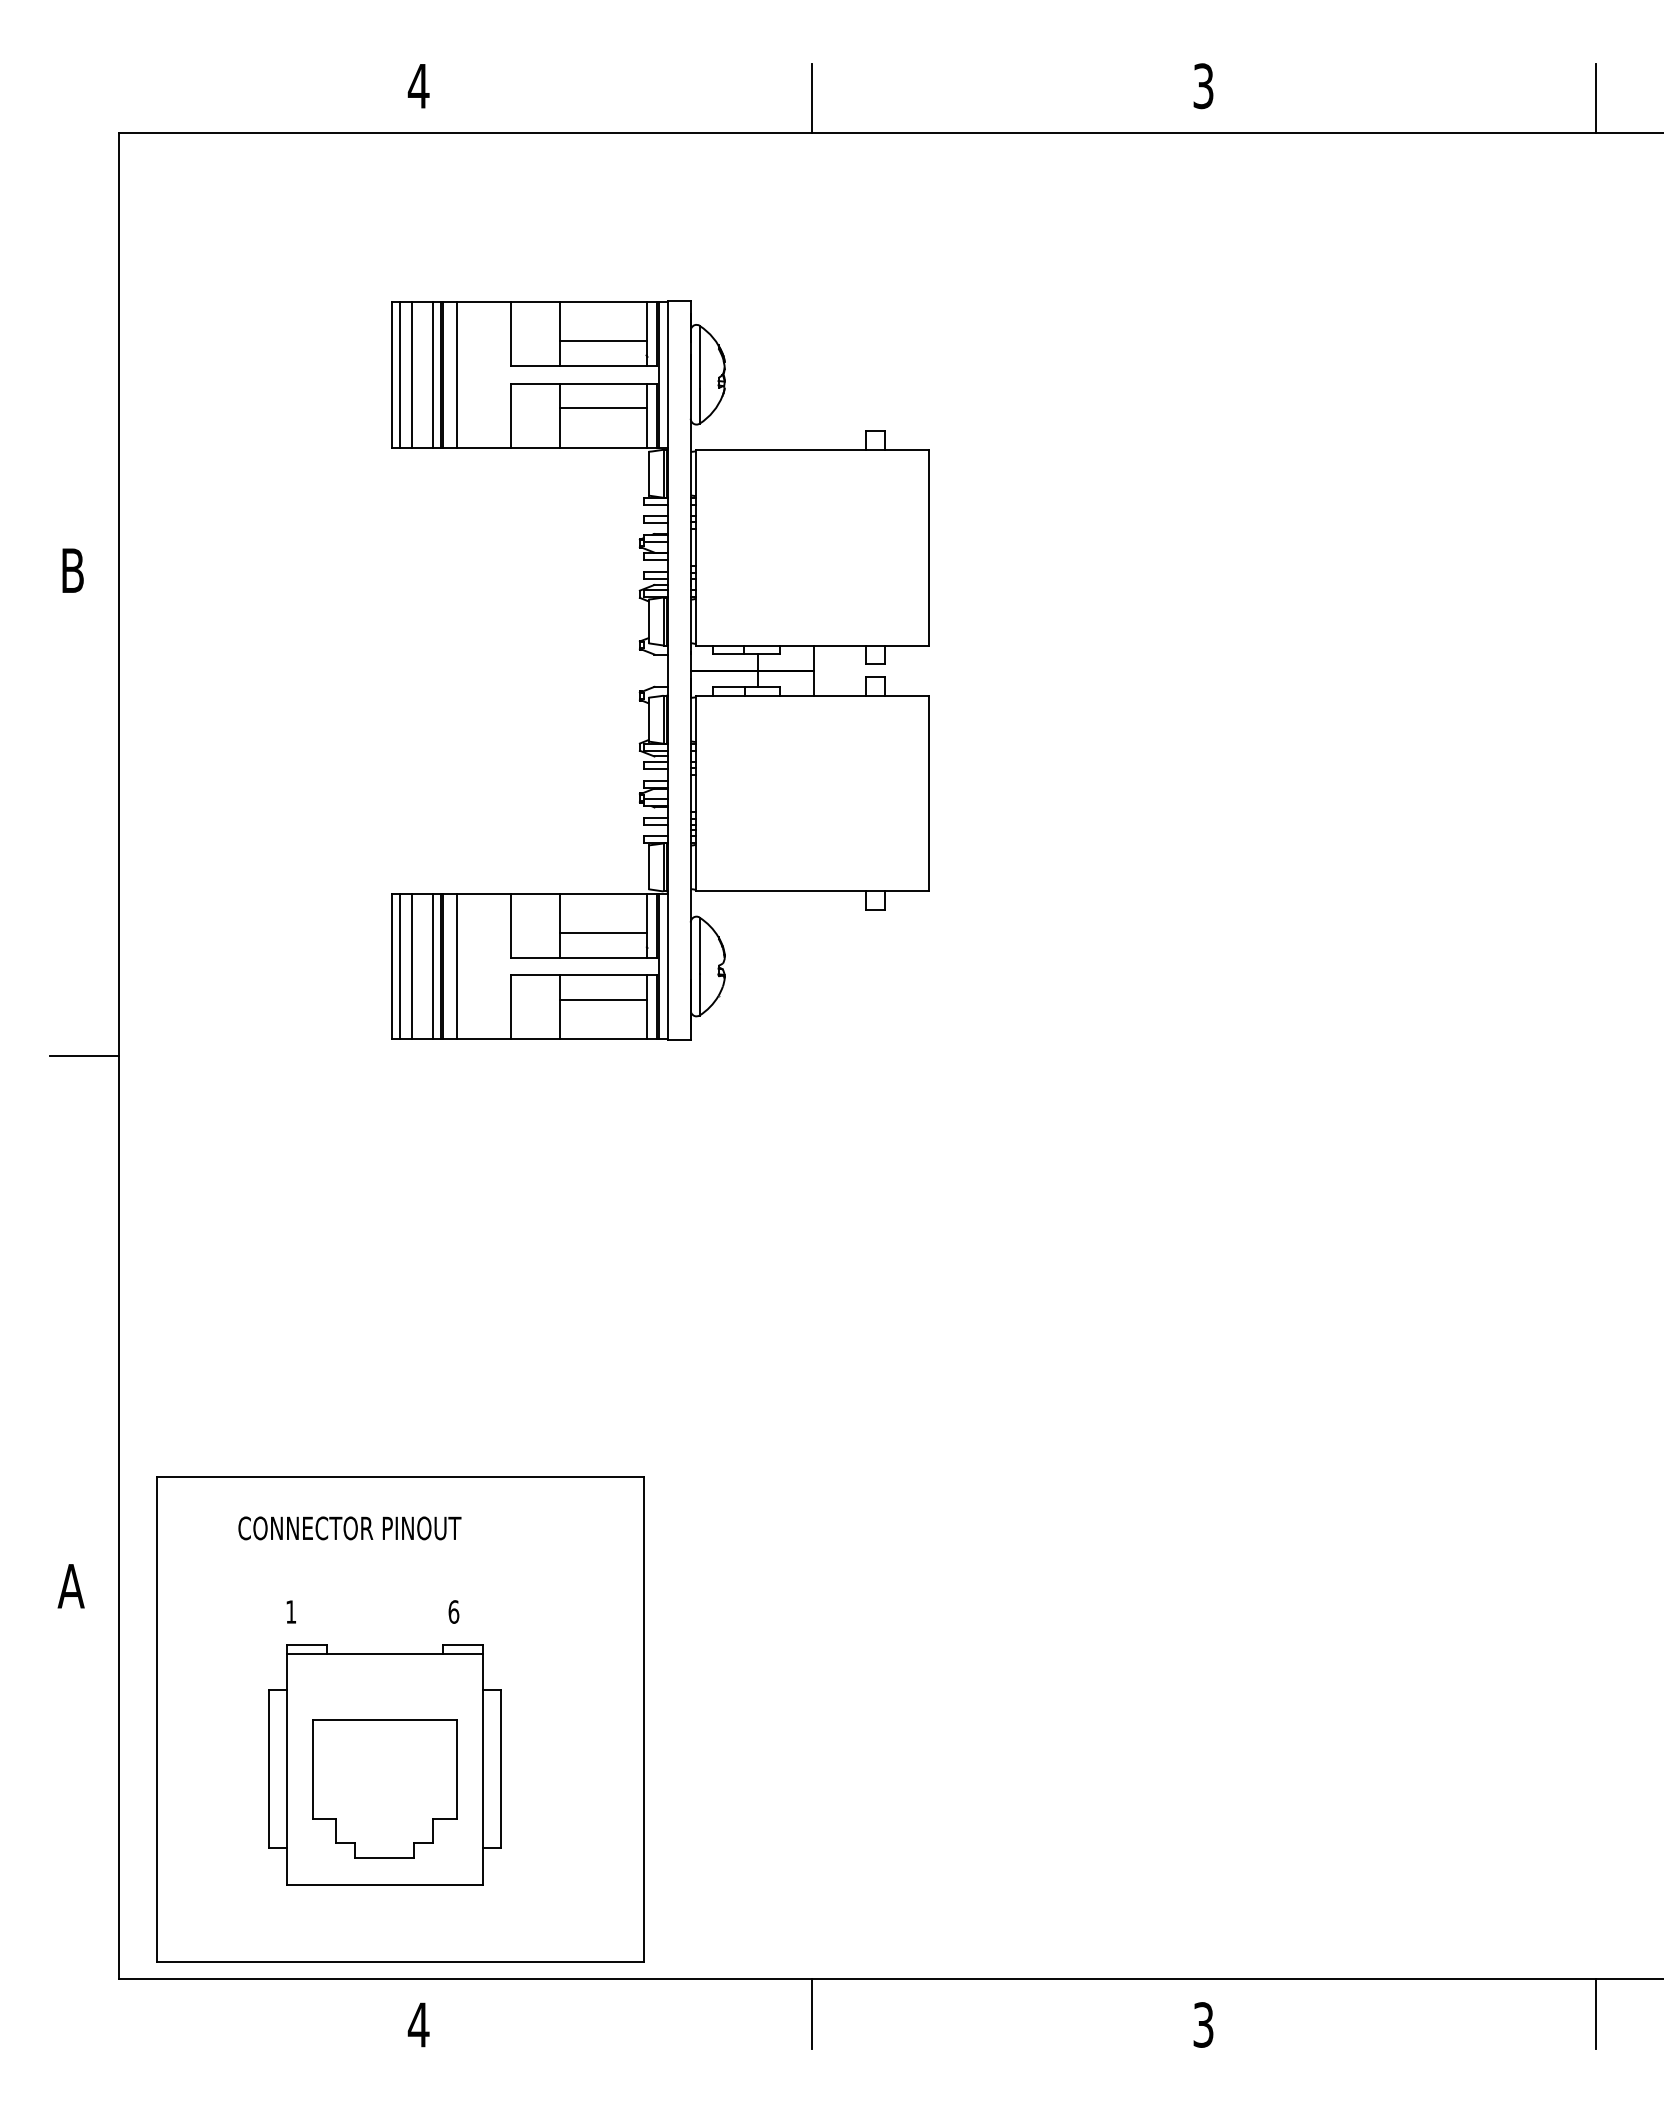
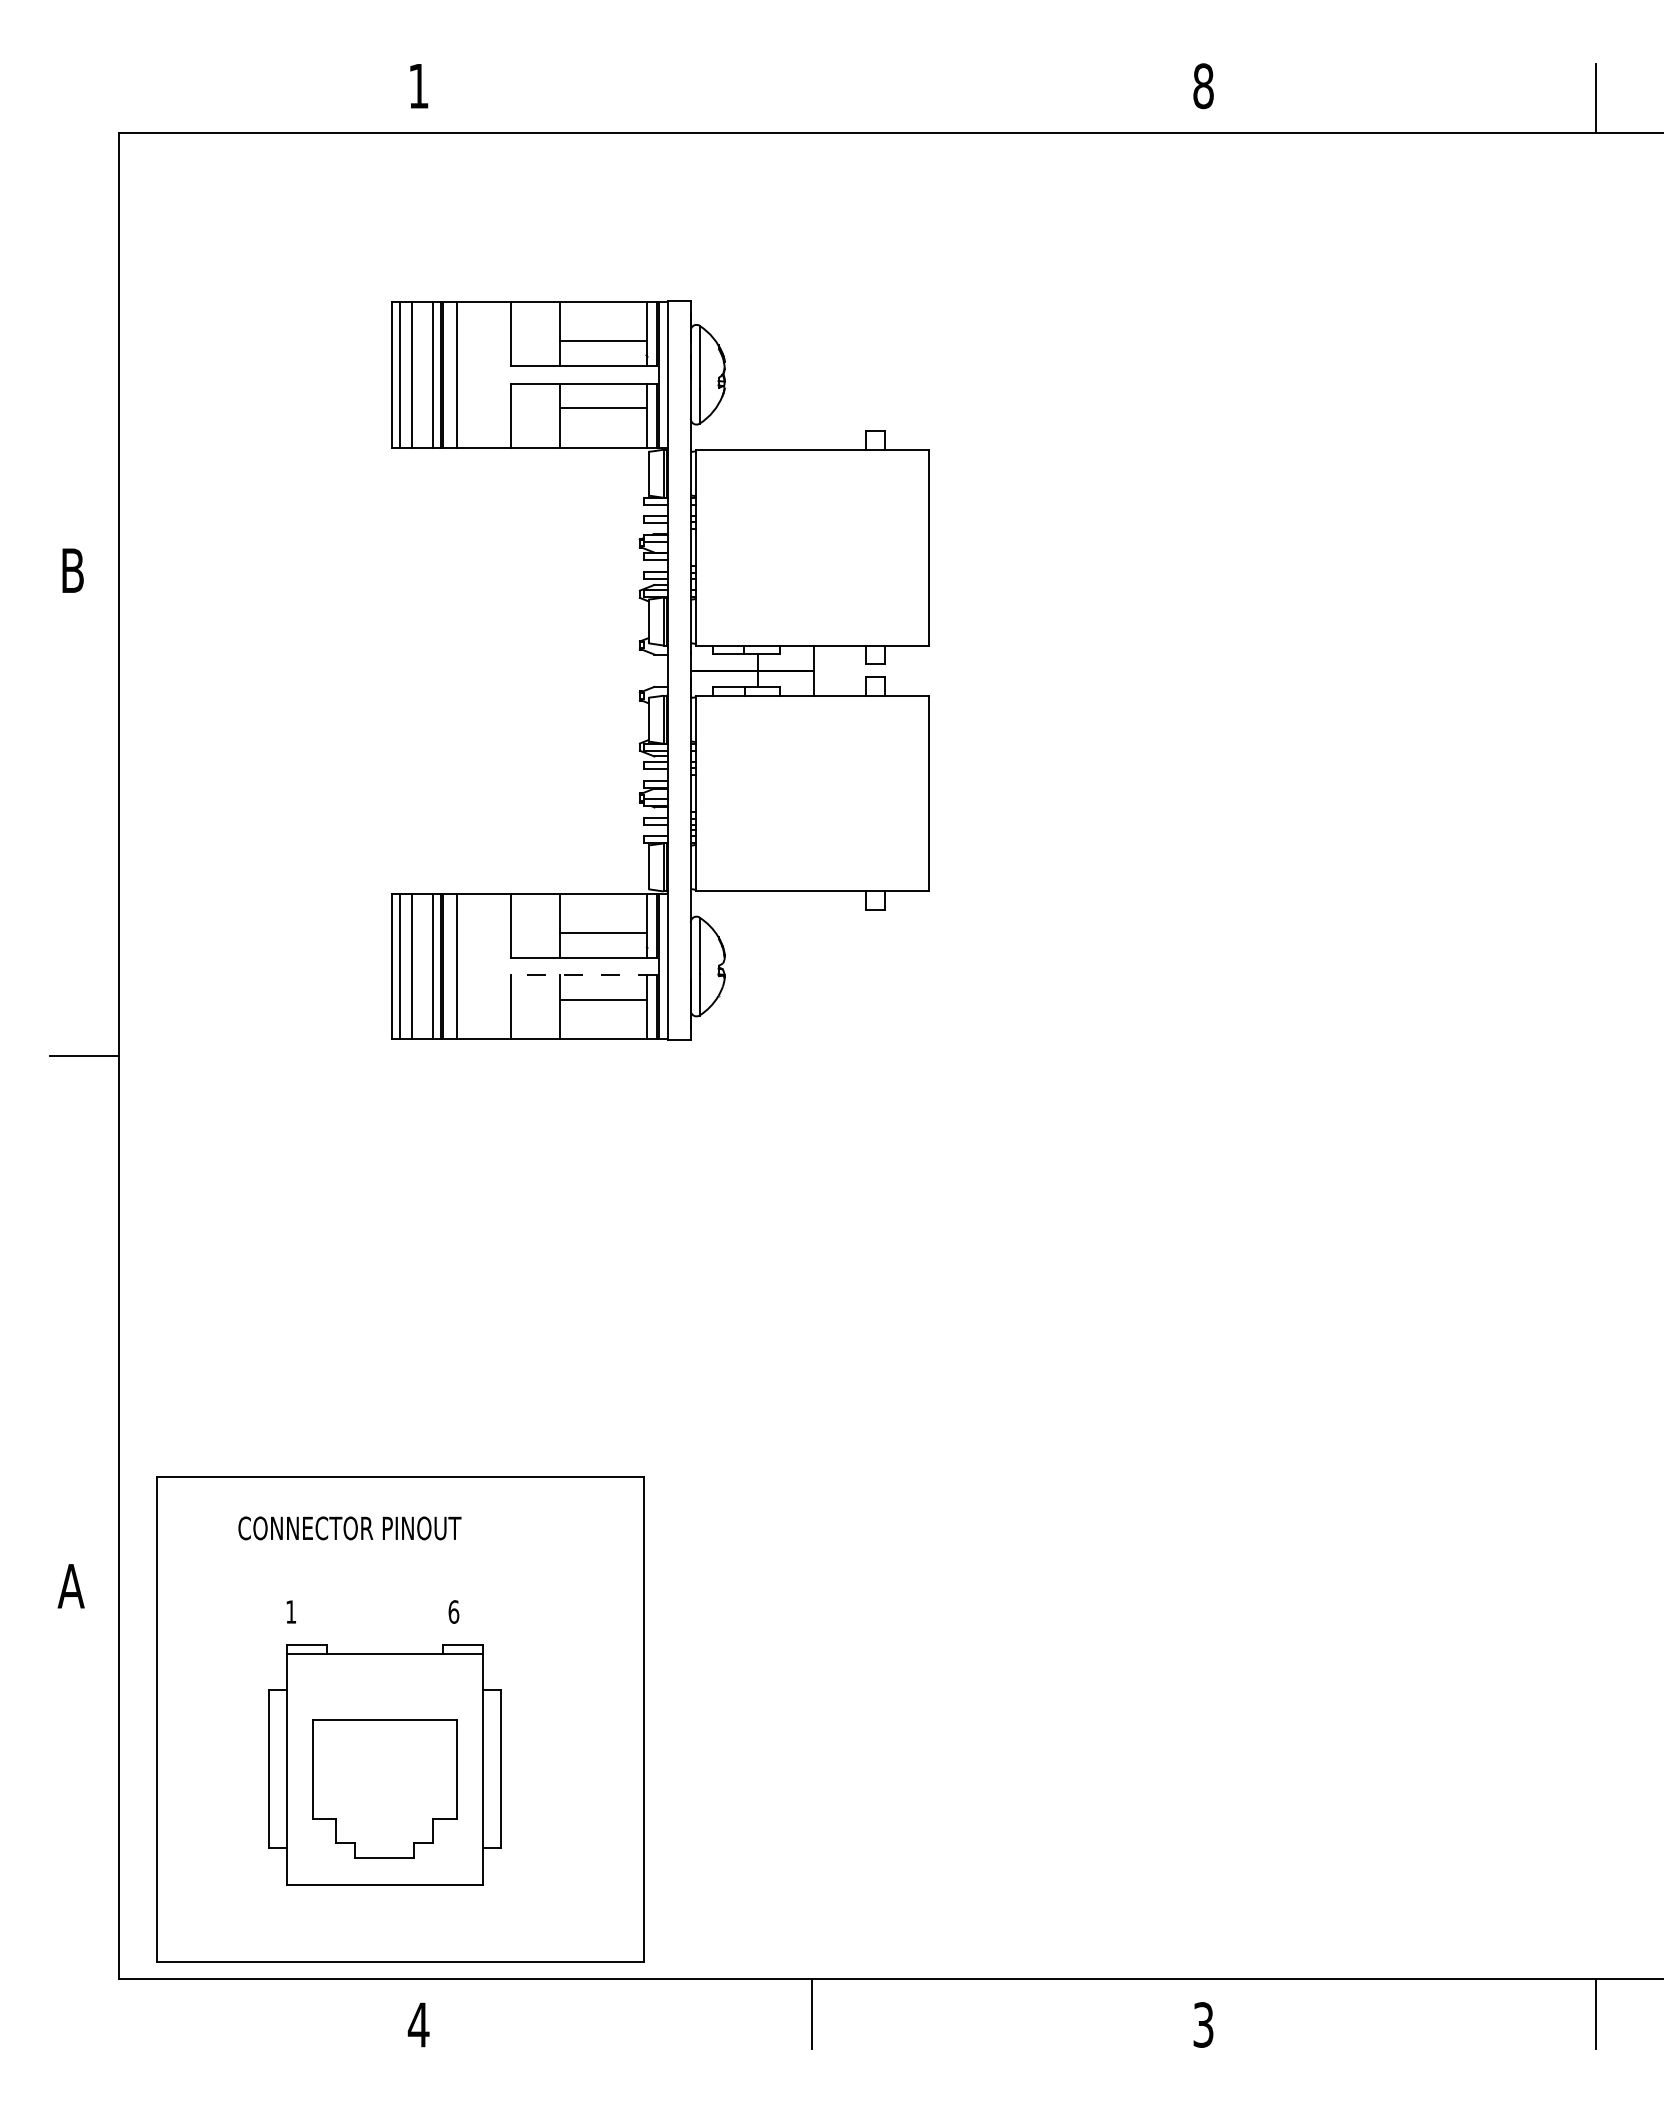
text: 4 -> 1 (418, 86)
text: 3 -> 8 (1203, 86)
line: present -> none (811, 97)
line: solid -> dashed (583, 975)
